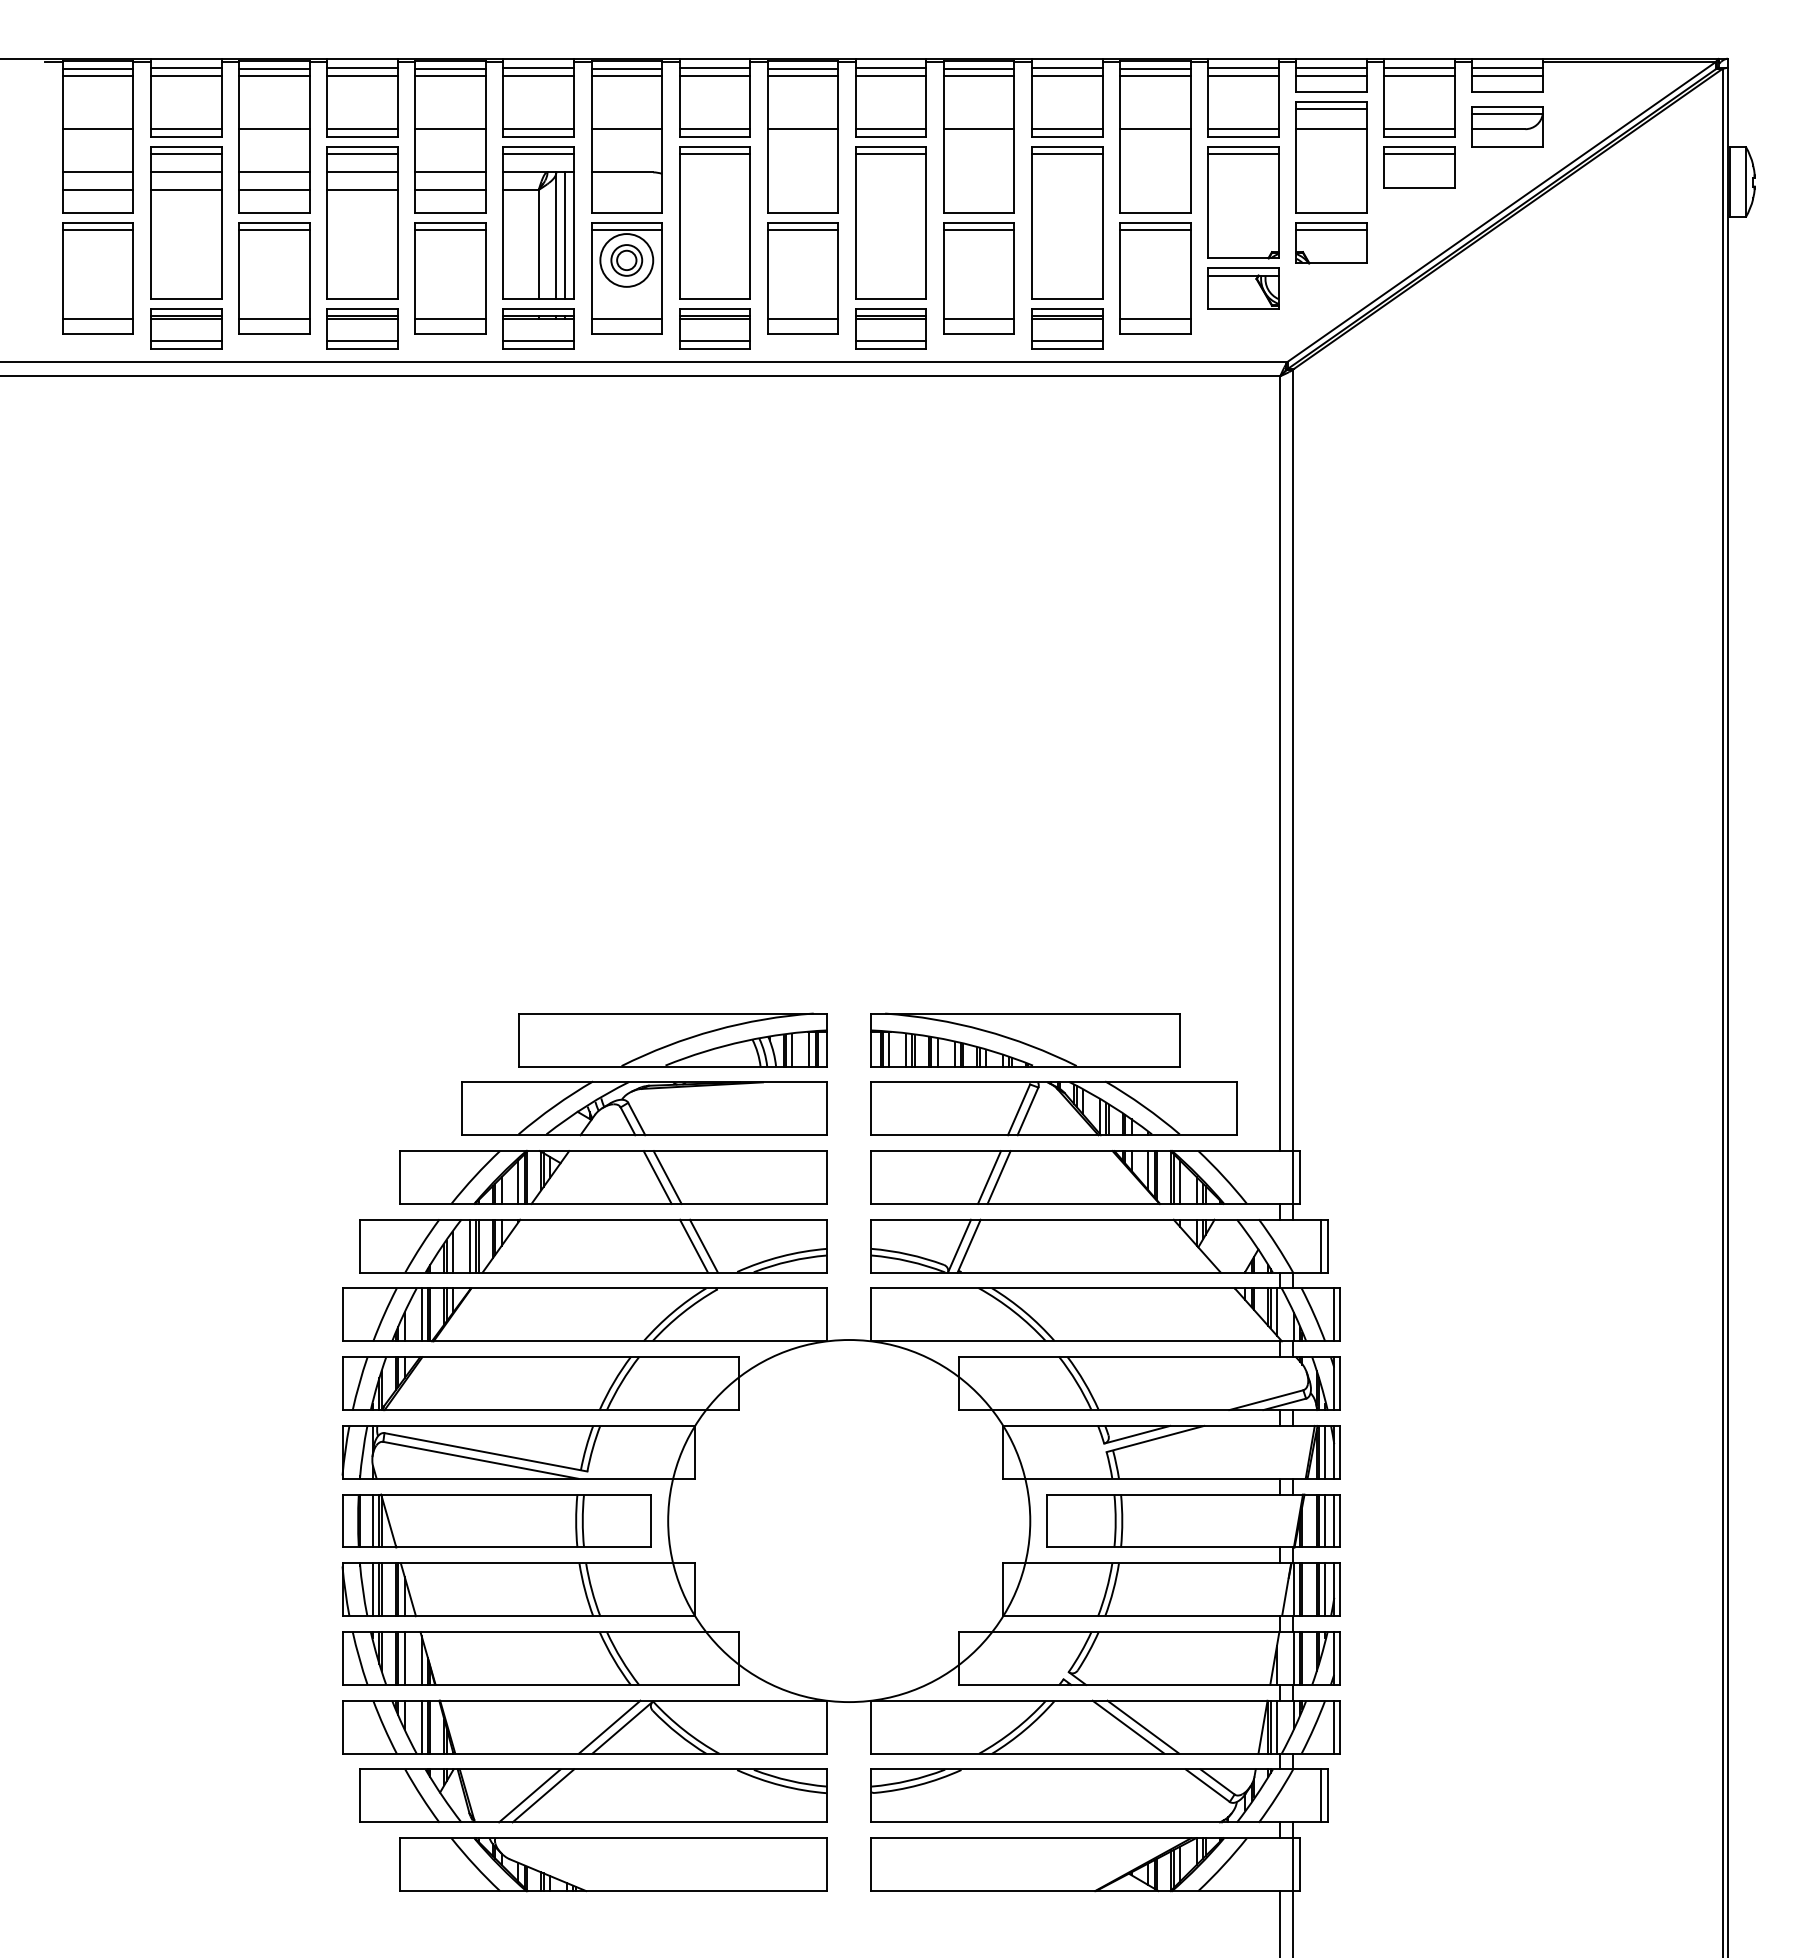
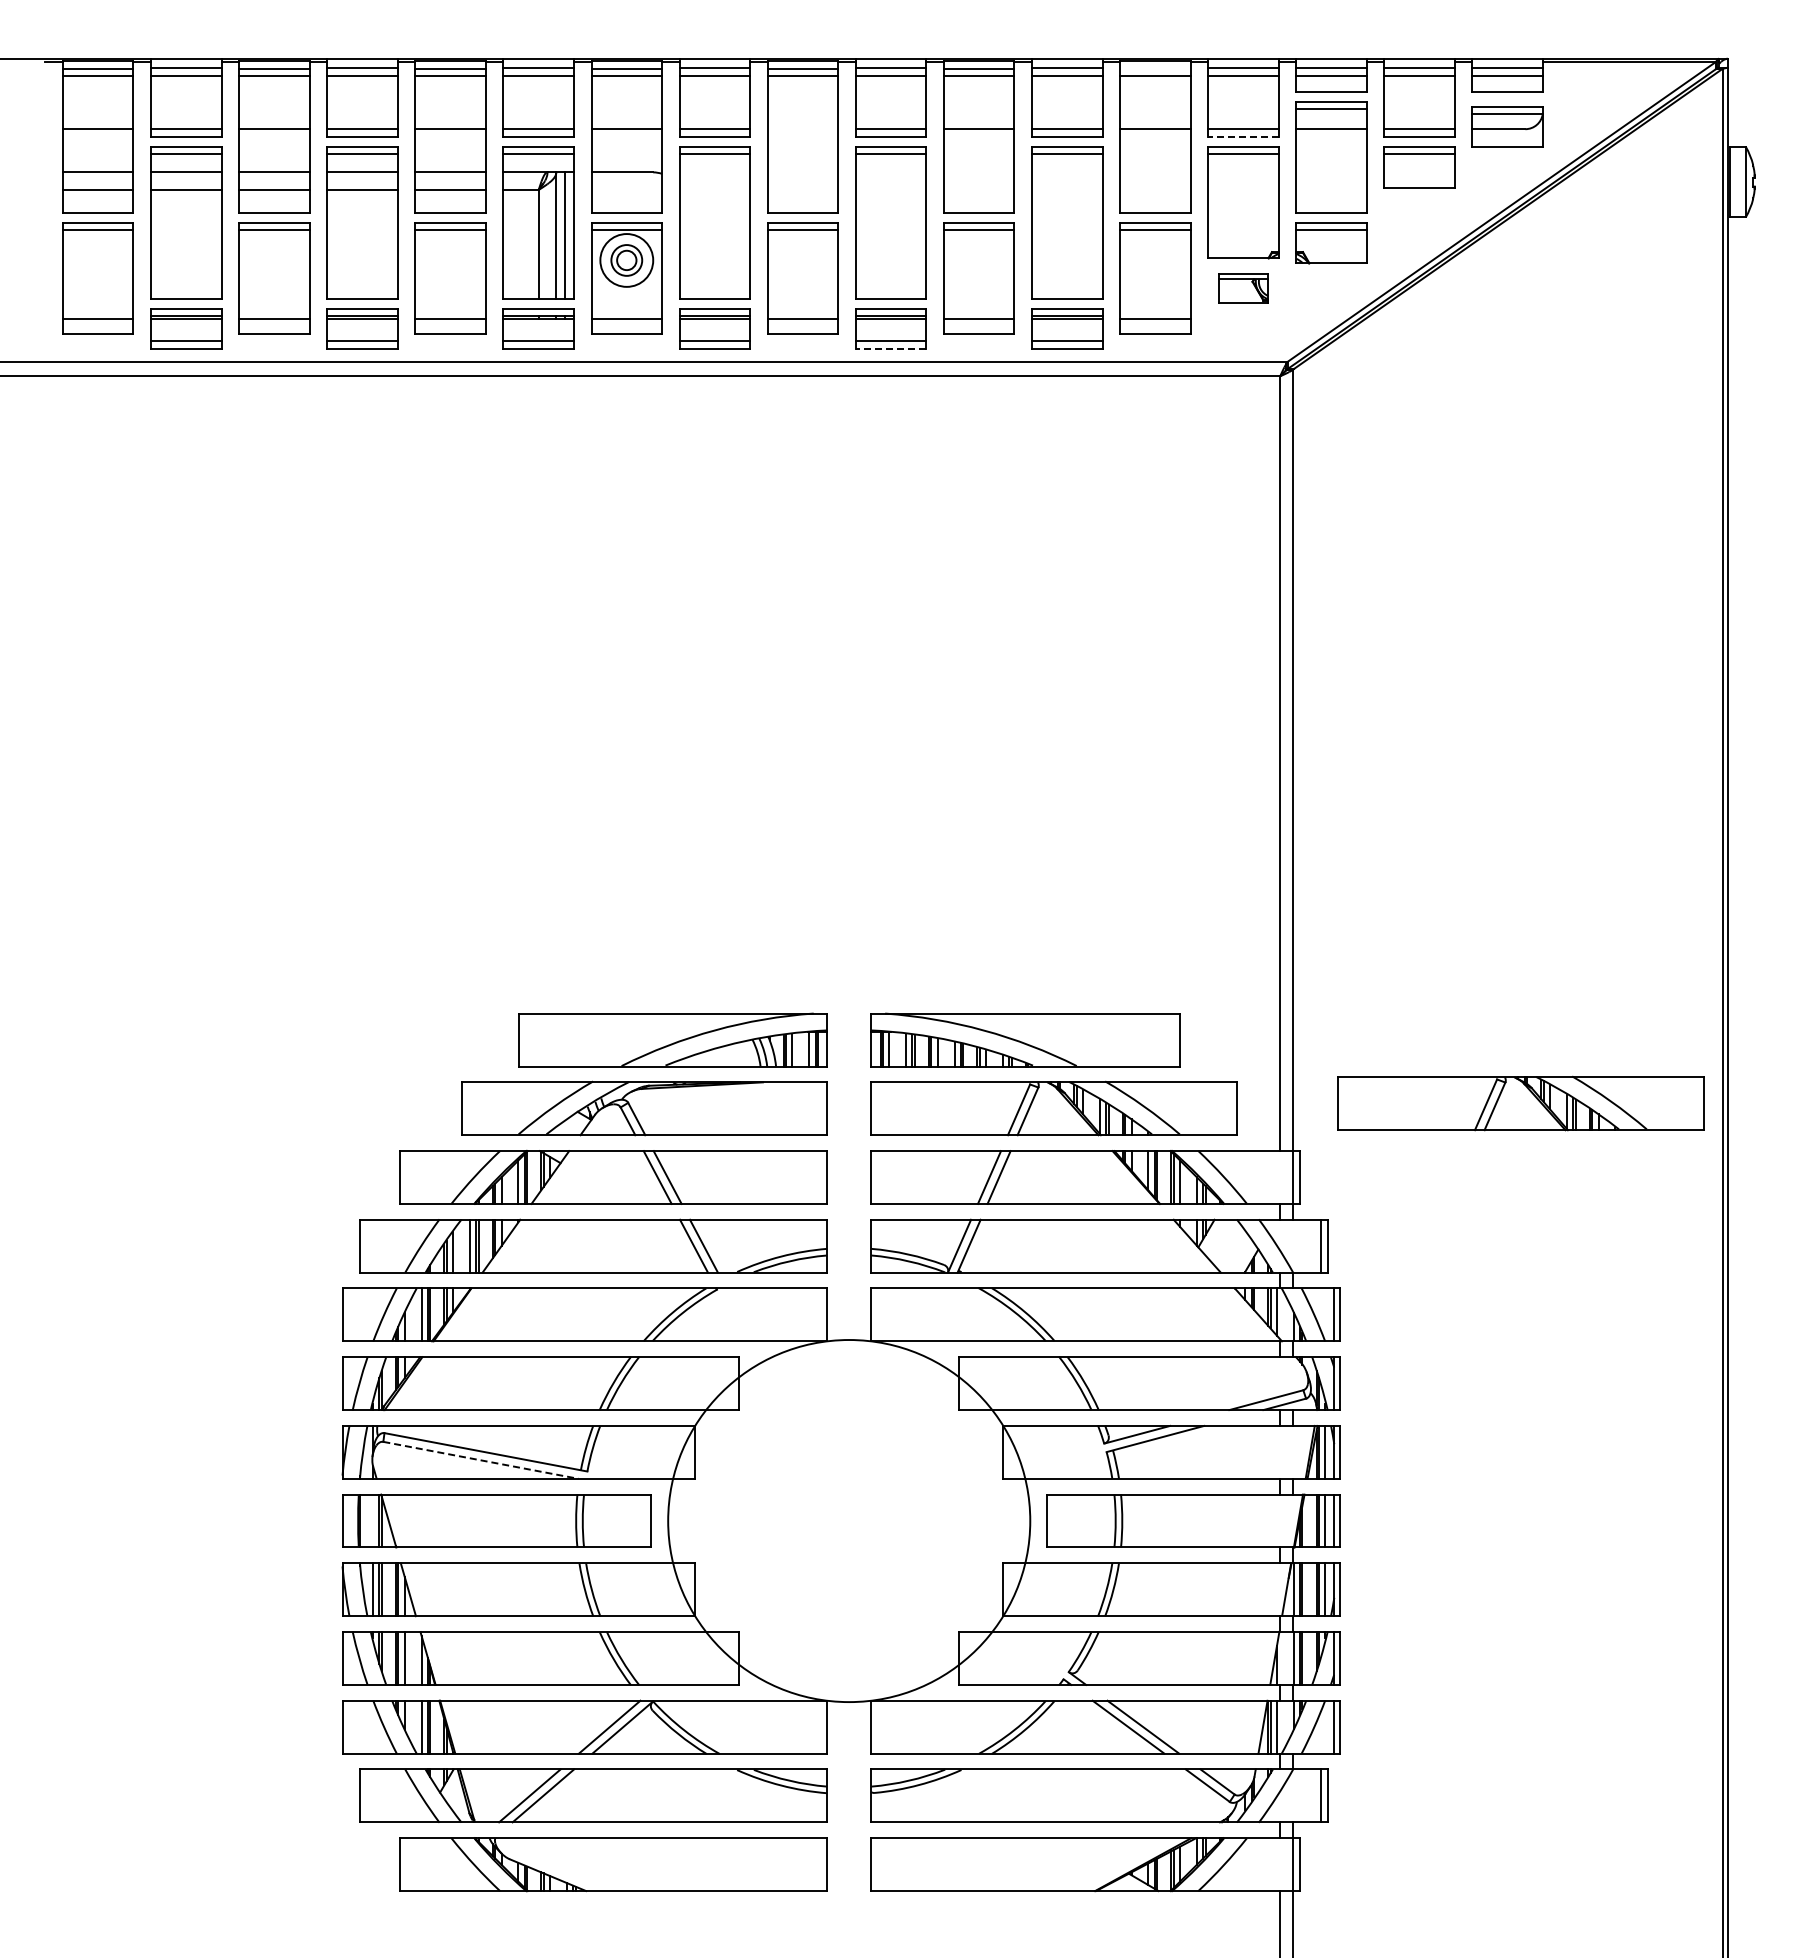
line: present -> none (1155, 68)
line: present -> none (802, 129)
line: solid -> dashed (1242, 137)
part size: 73x43 px -> 51x31 px (1243, 288)
line: solid -> dashed (890, 349)
part: none -> present (1520, 1103)
line: solid -> dashed (481, 1460)
line: present -> none (373, 1520)
